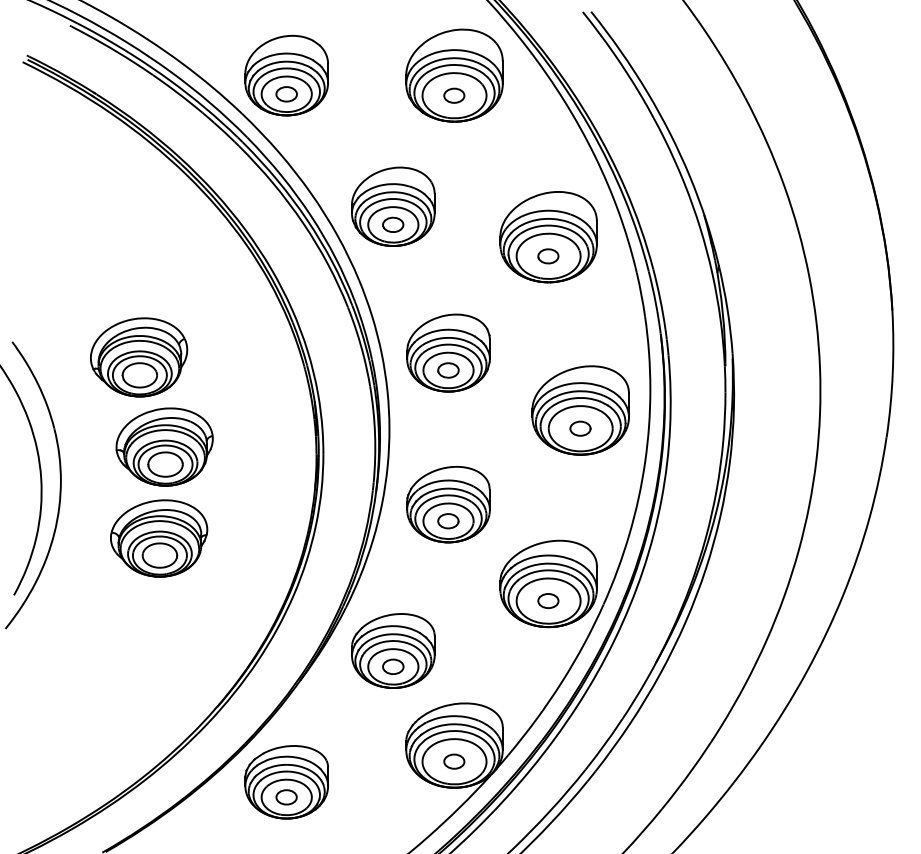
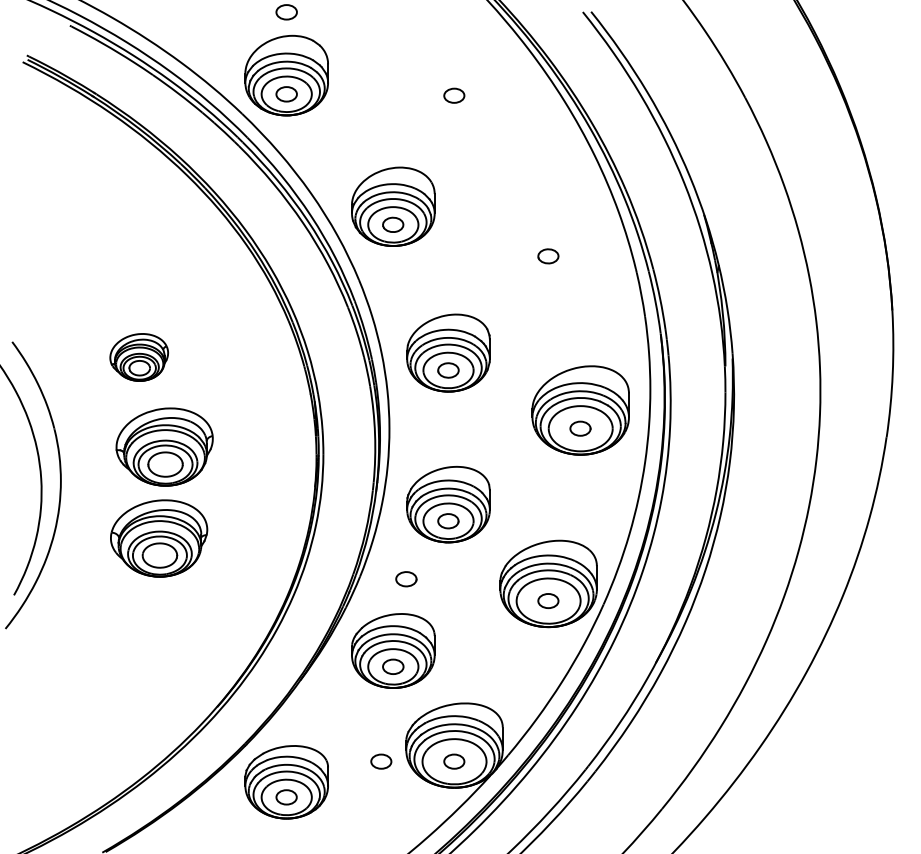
part: none -> present (286, 12)
part: present -> none (454, 75)
part: present -> none (548, 237)
part size: 99x81 px -> 60x49 px (138, 357)
part: none -> present (406, 579)
part: none -> present (381, 761)
